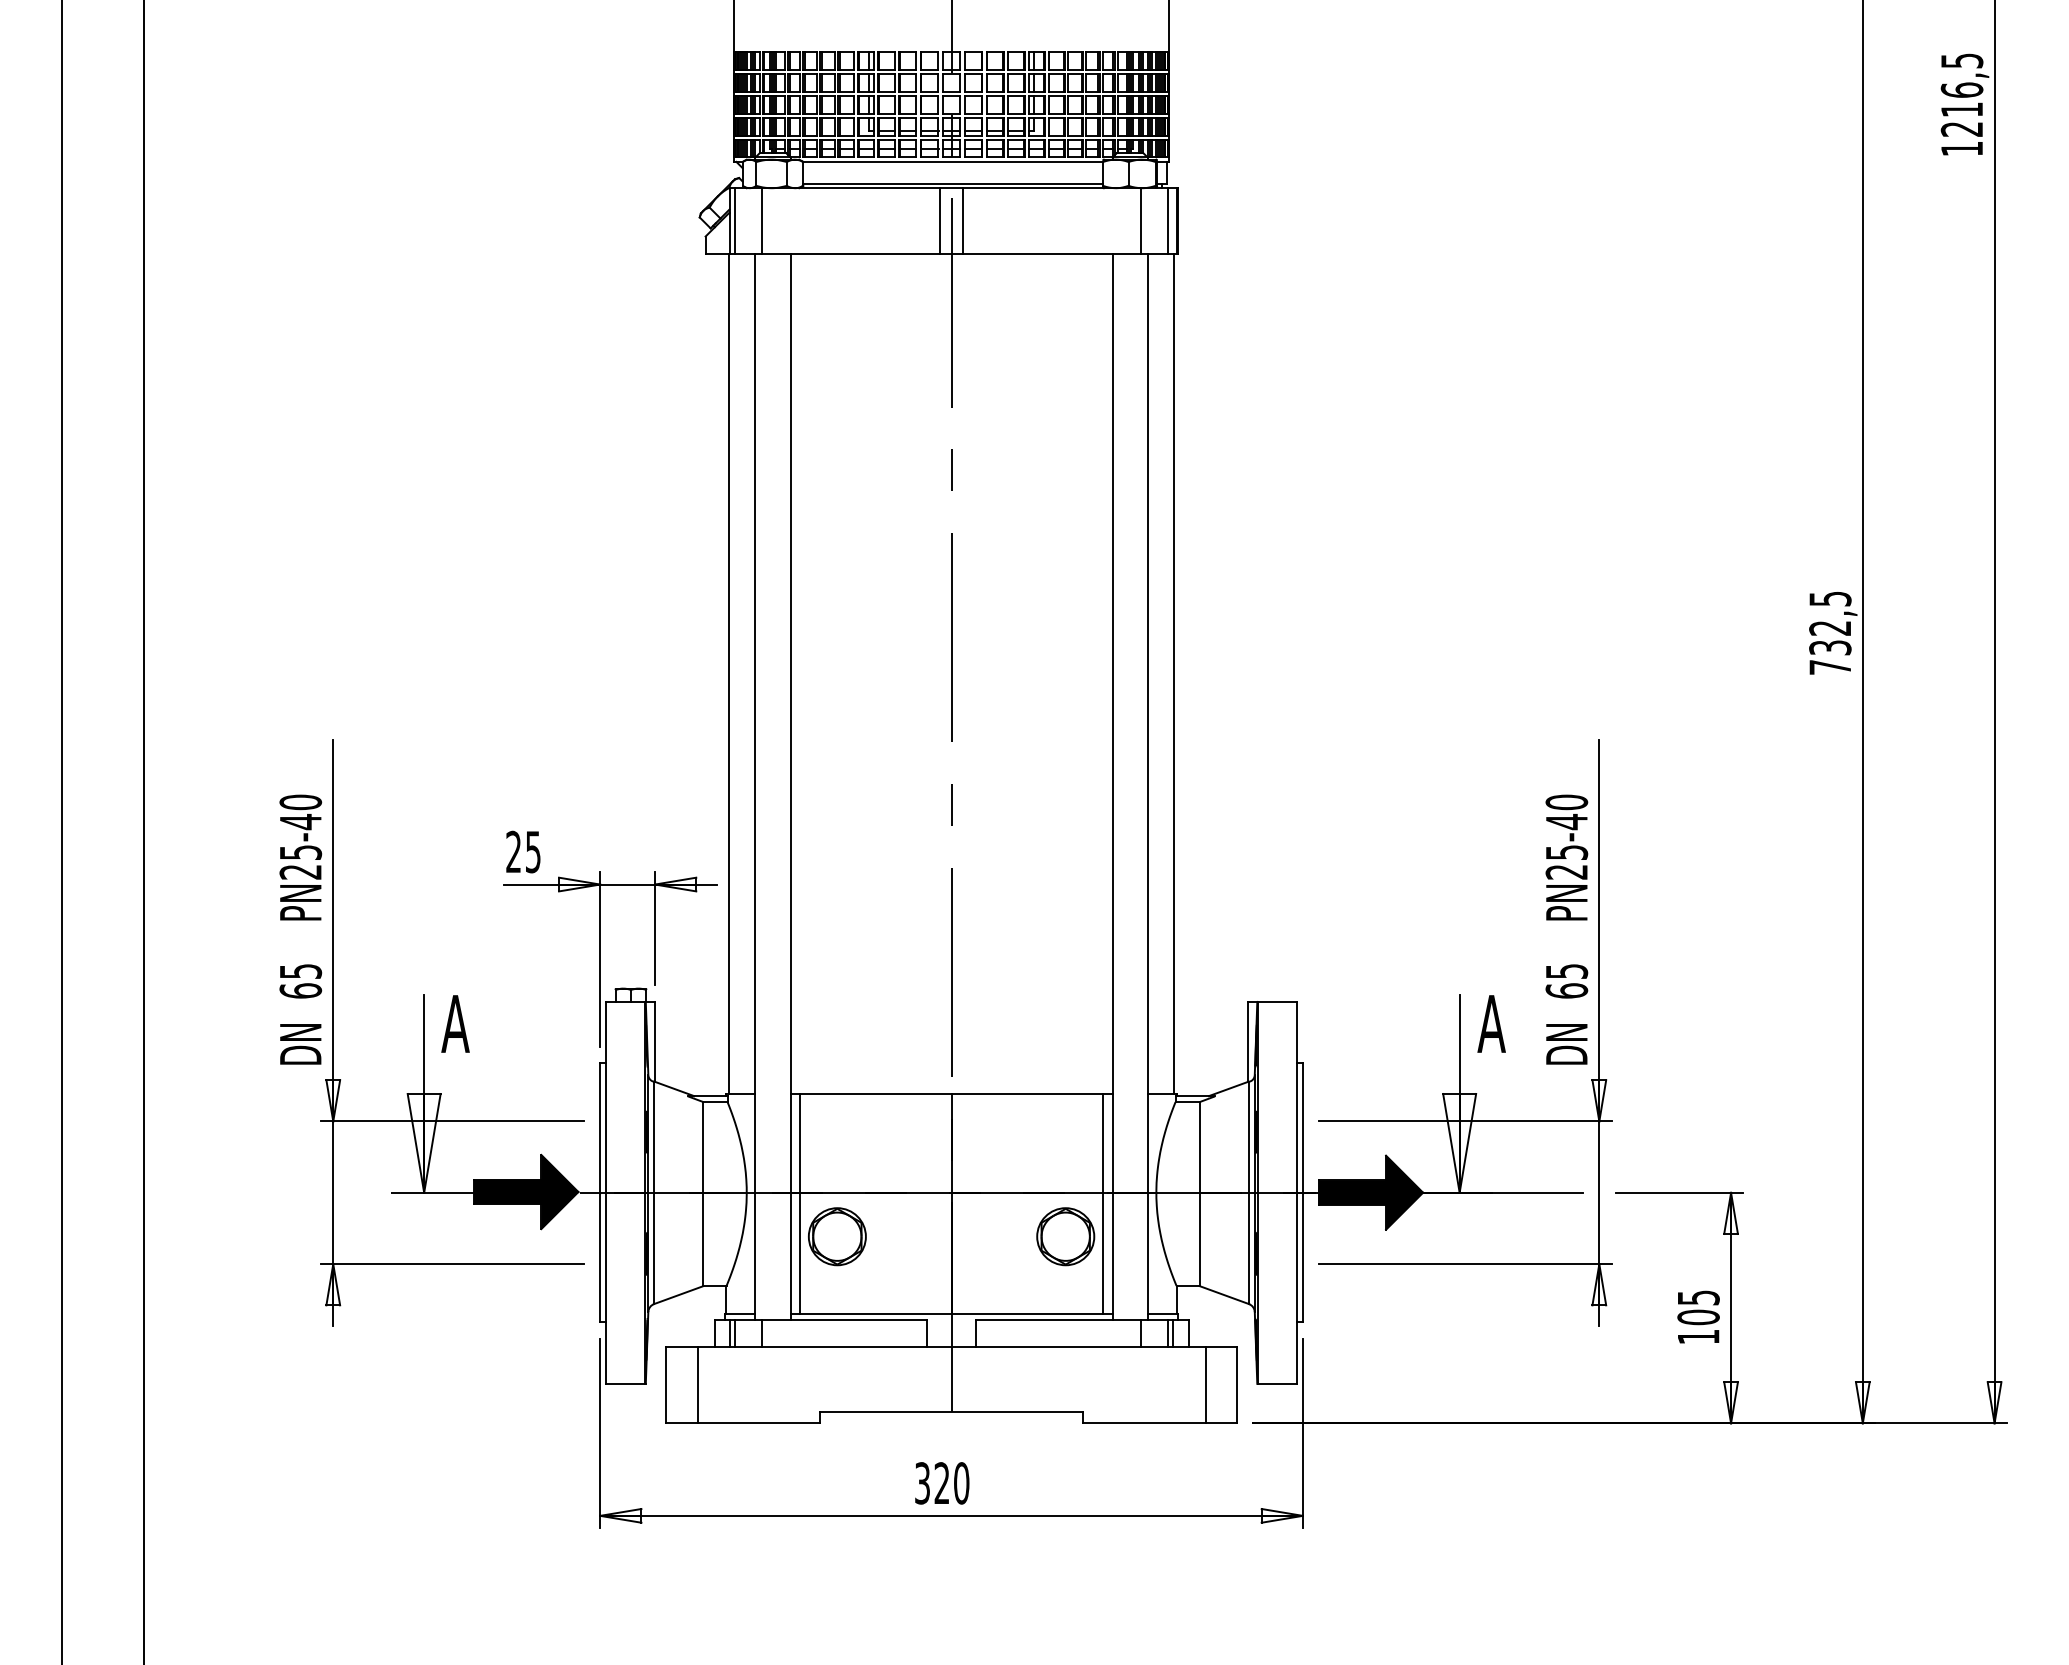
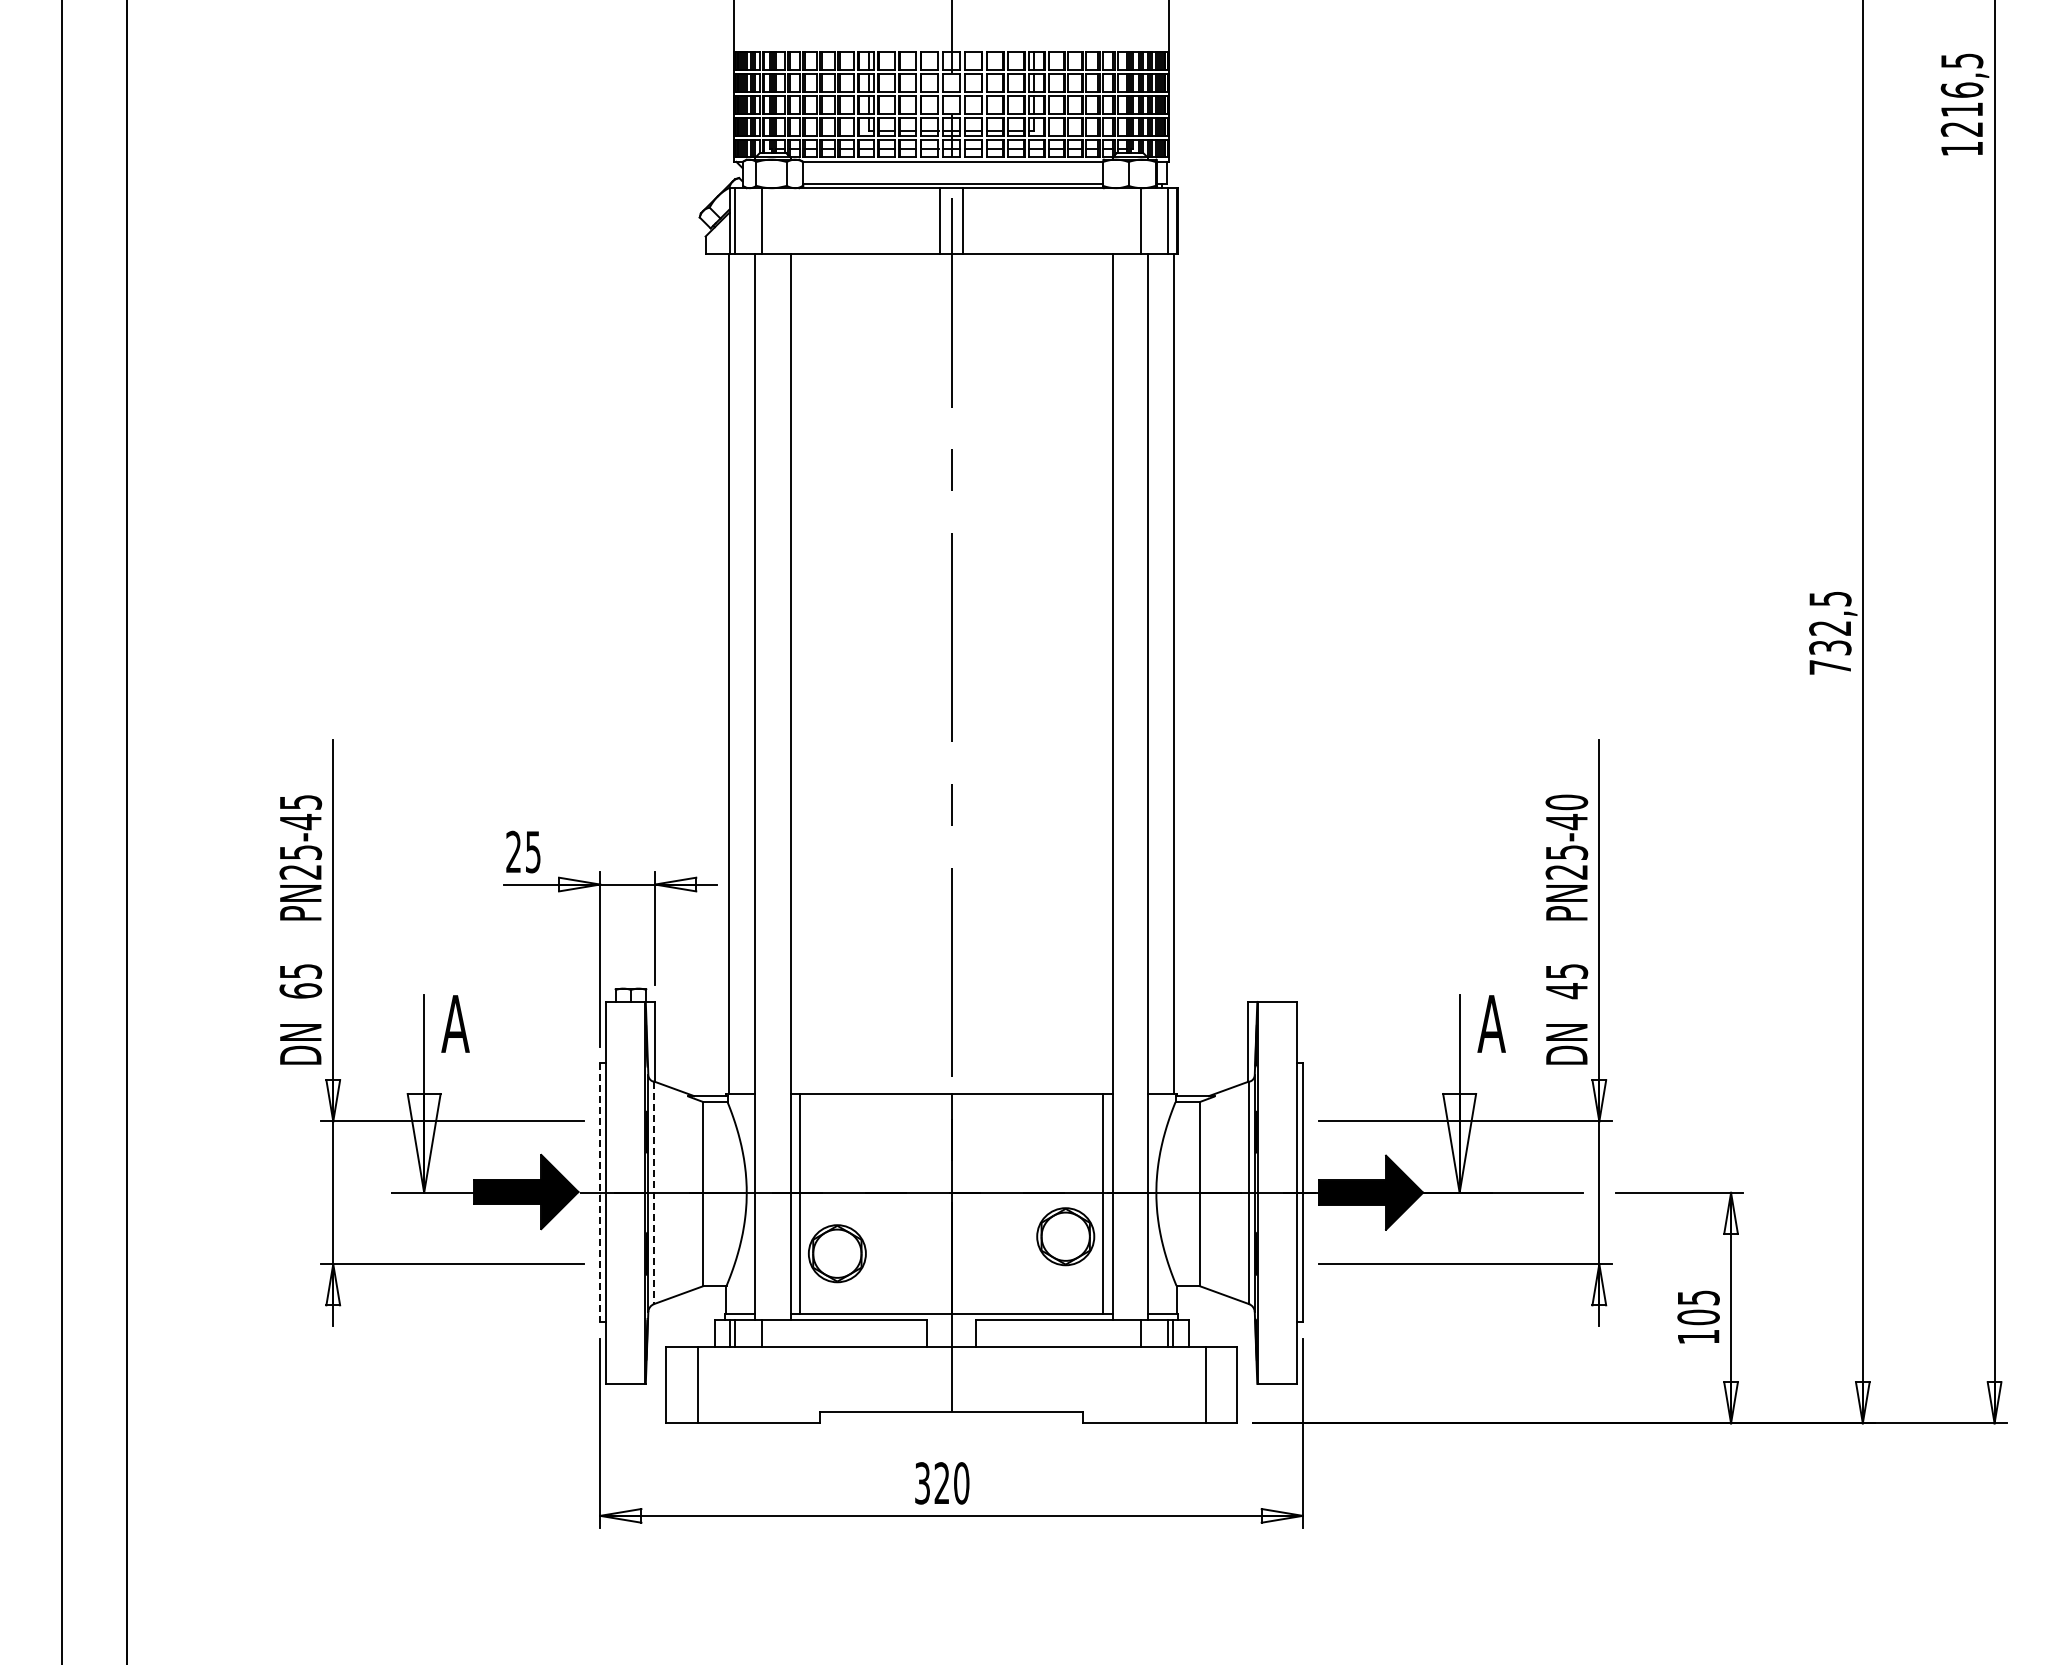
text: PN25-40 -> PN25-45 (300, 802)
line position: (144, 831) -> (127, 831) (127, 831)
text: 65 -> 45 (1566, 991)
line: solid -> dashed (600, 1192)
line: solid -> dashed (654, 1193)
part position: (837, 1236) -> (837, 1253) (837, 1253)
